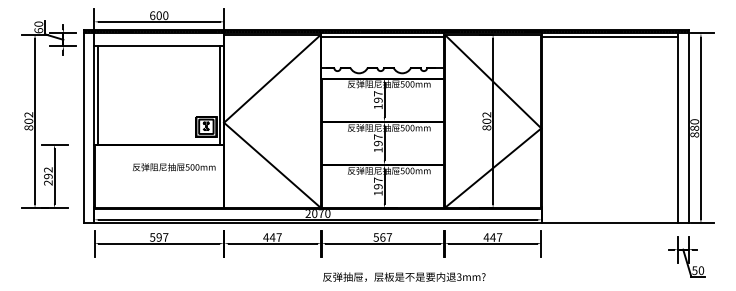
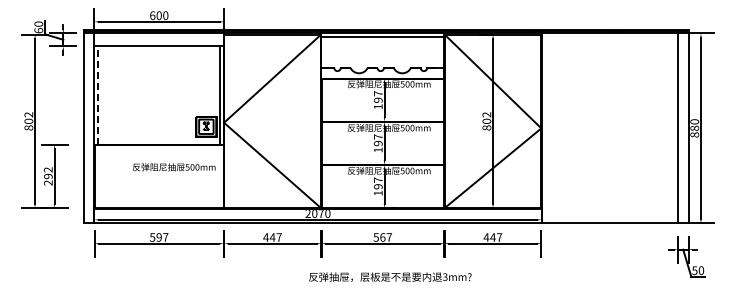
line: present -> none (609, 37)
line: solid -> dashed (98, 94)
text position: (404, 276) -> (390, 276) (390, 276)
